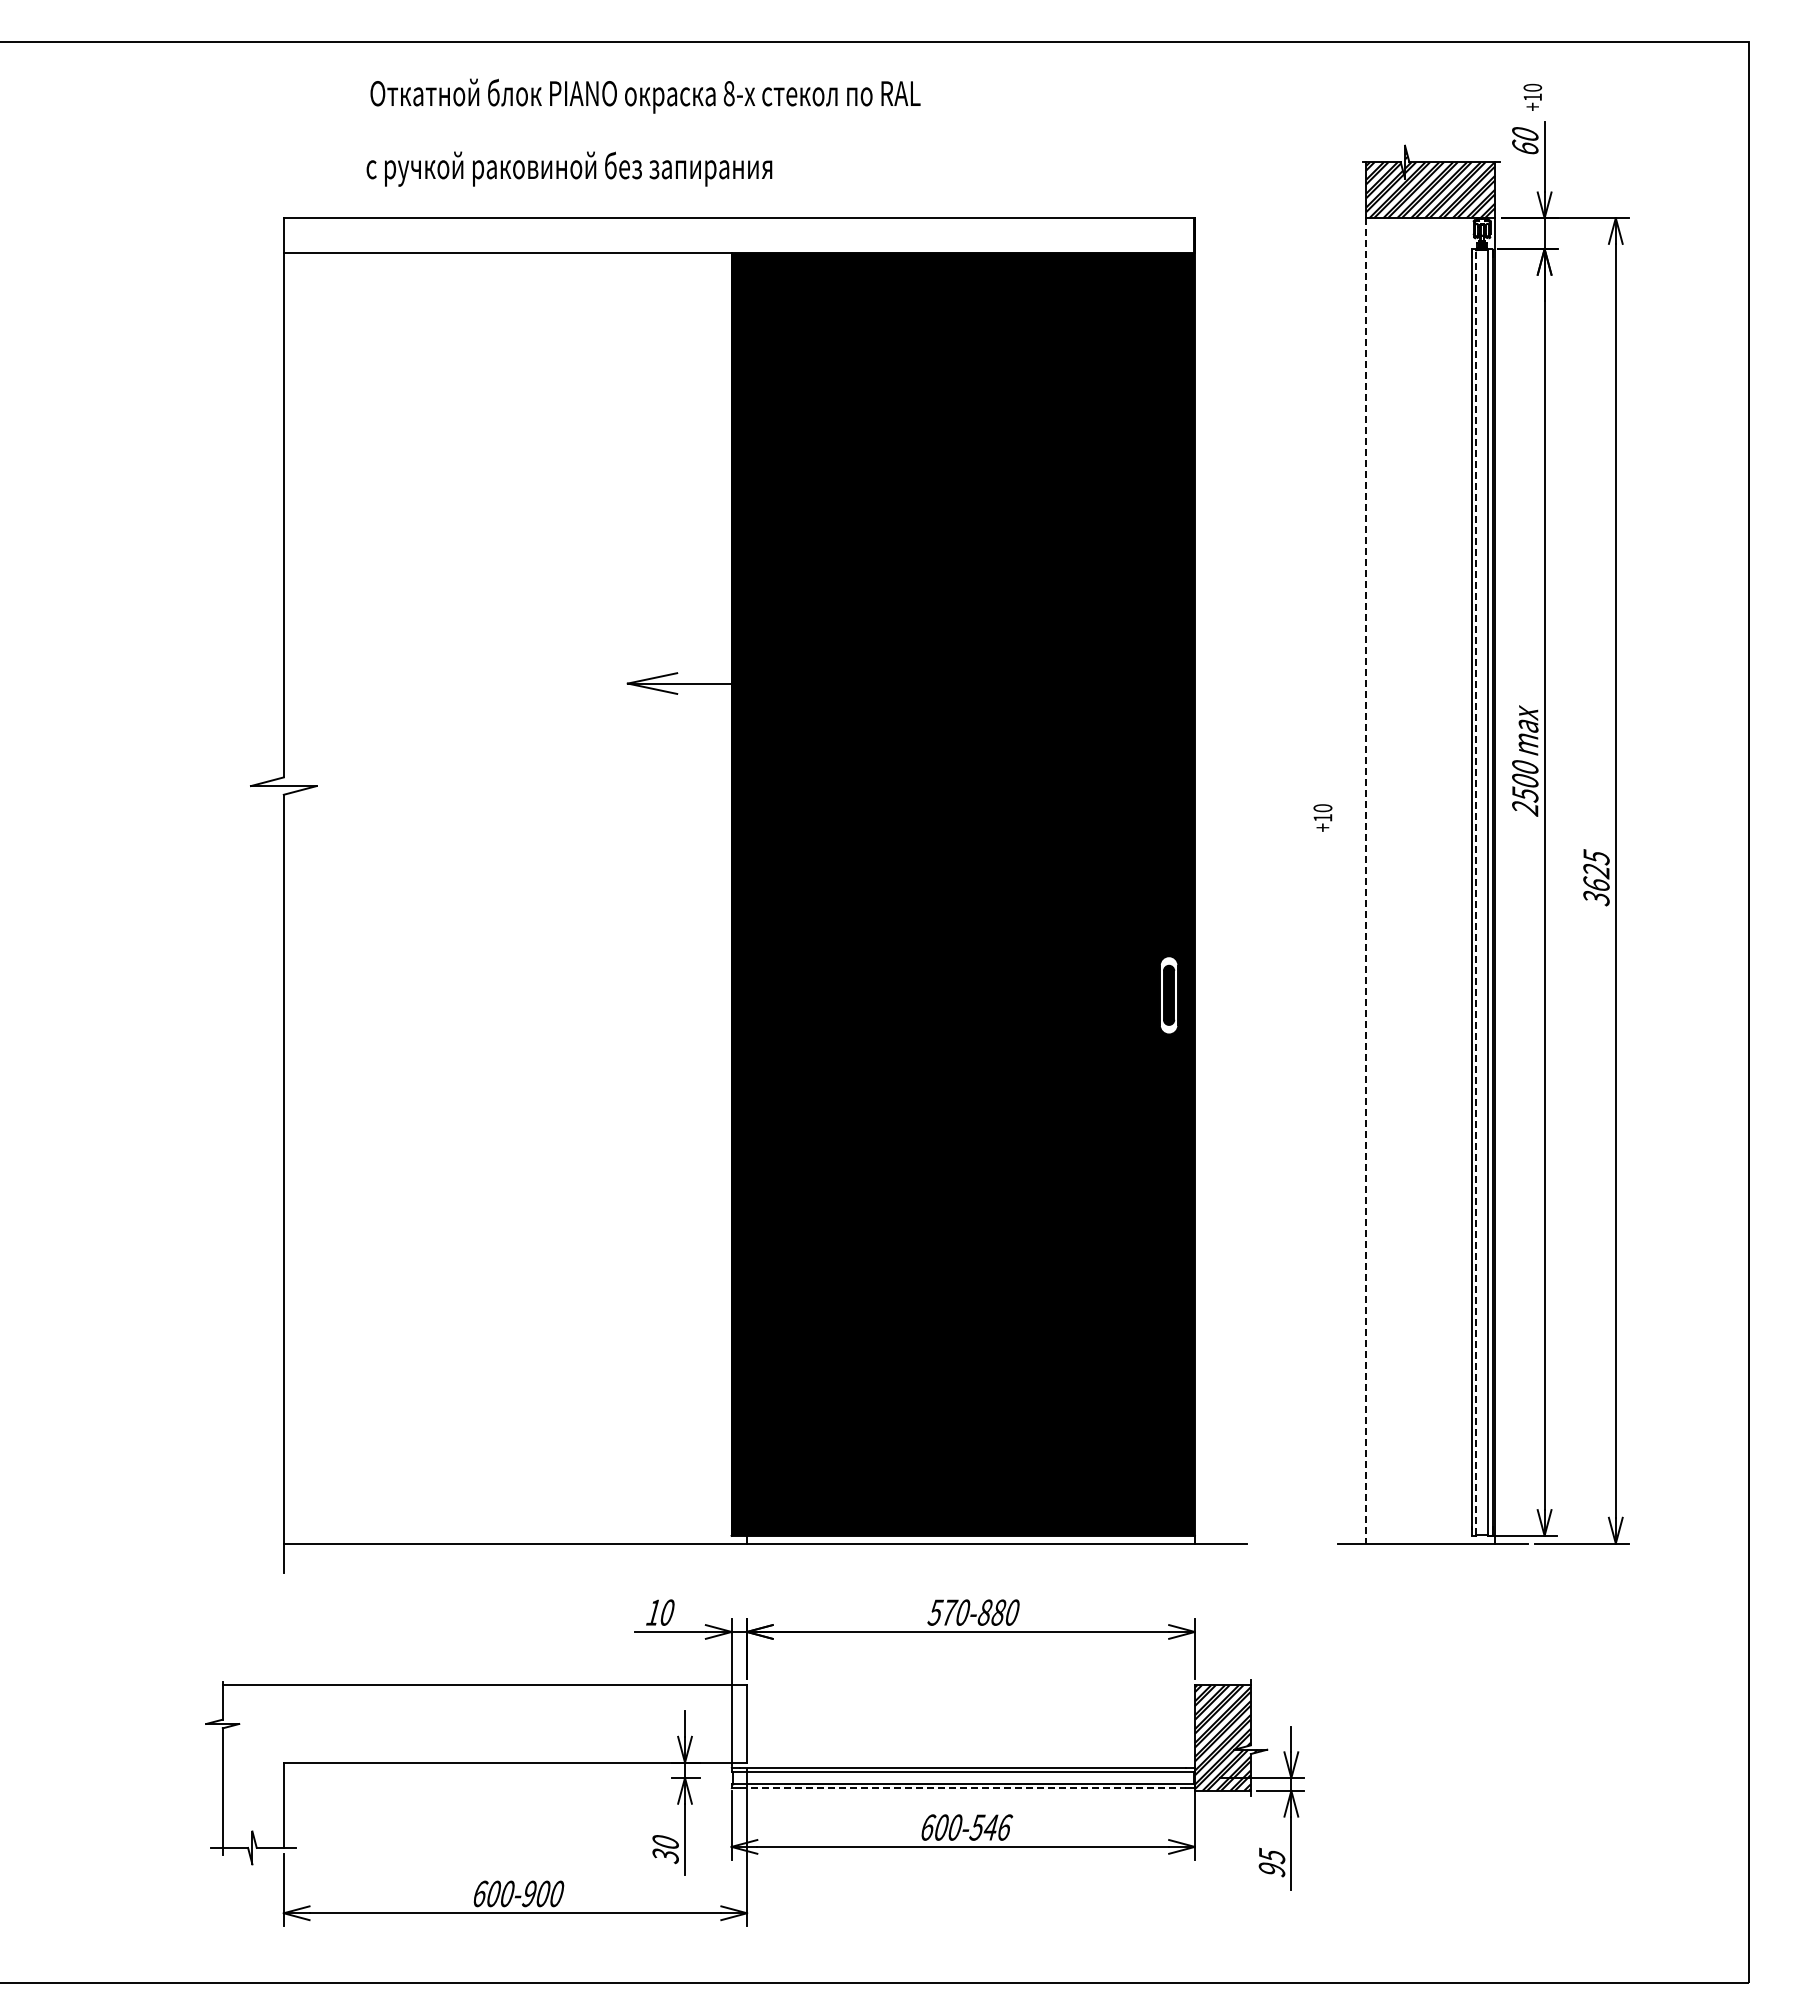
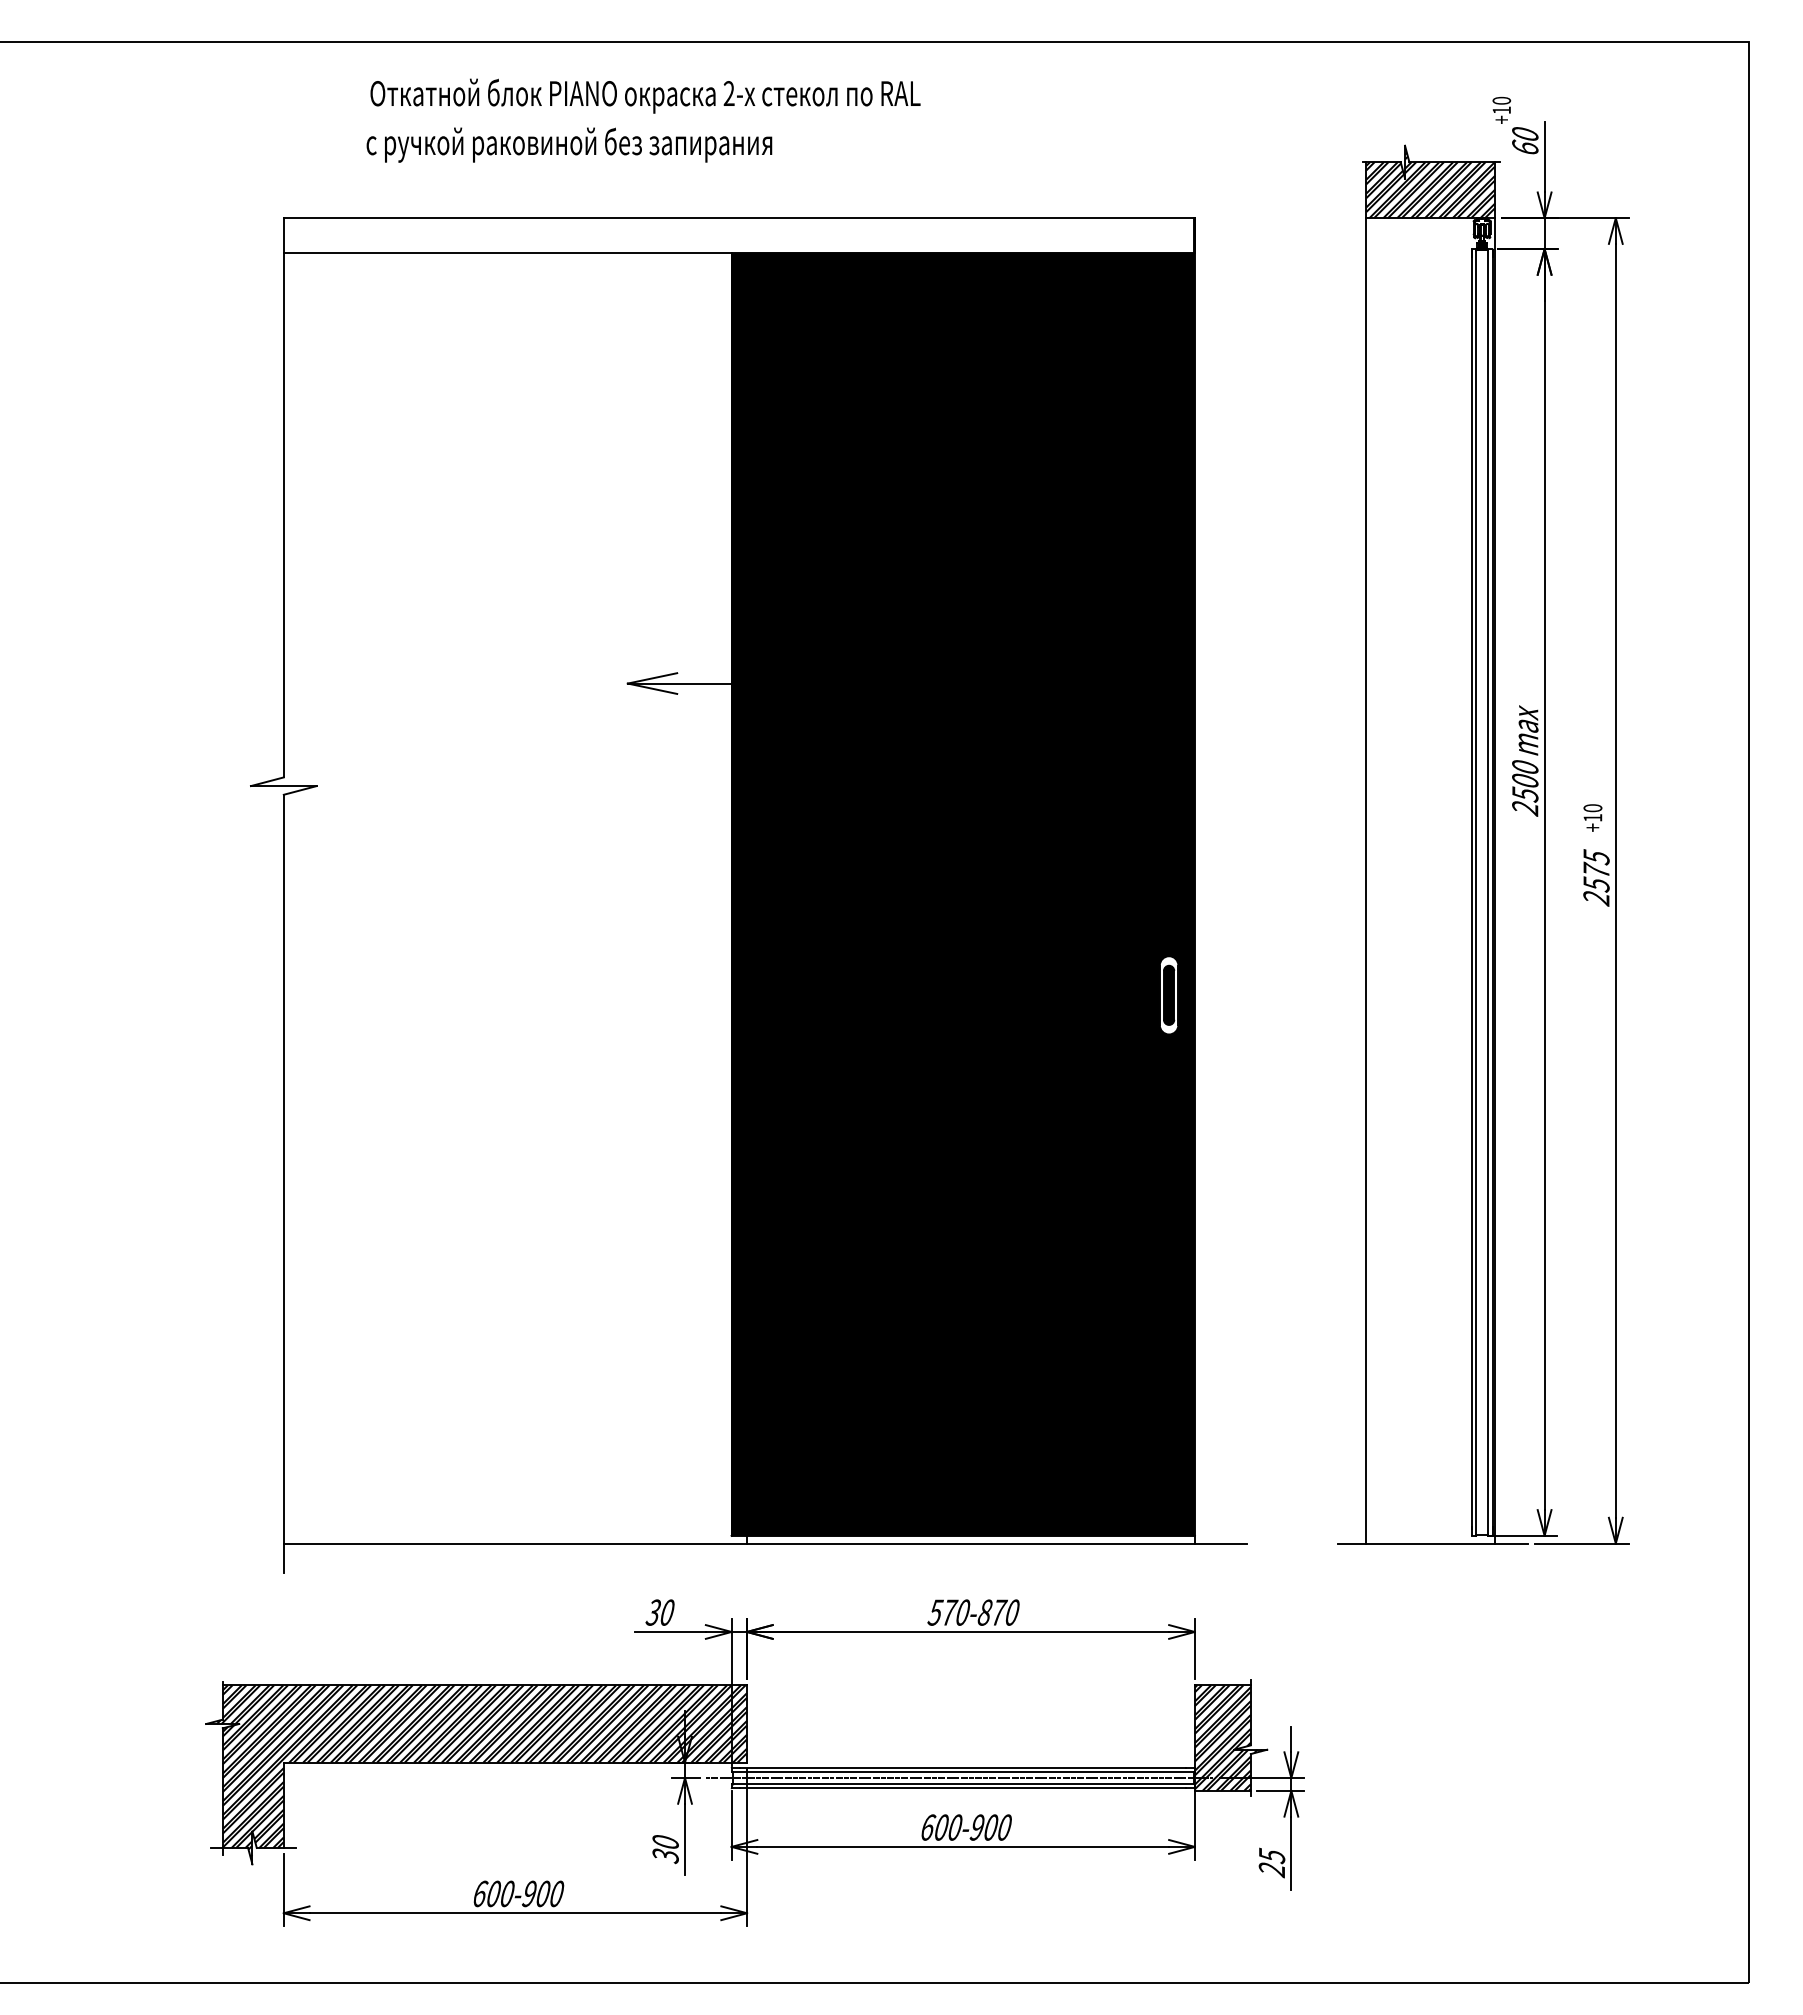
text: 8- -> 2- (728, 93)
text position: (1532, 96) -> (1501, 109) (1501, 109)
text position: (569, 168) -> (569, 144) (569, 144)
text position: (1322, 817) -> (1592, 817) (1592, 817)
line: dashed -> solid (1366, 880)
text: 3625 -> 2575 (1596, 883)
line: dashed -> solid (1476, 891)
text: 10 -> 30 (652, 1612)
text: 570-880 -> 570-870 (999, 1612)
hatch: none -> present (477, 1772)
line: none -> present (959, 1778)
line: dashed -> solid (963, 1788)
text: 600-546 -> 600-900 (991, 1827)
text: 95 -> 25 (1272, 1870)
